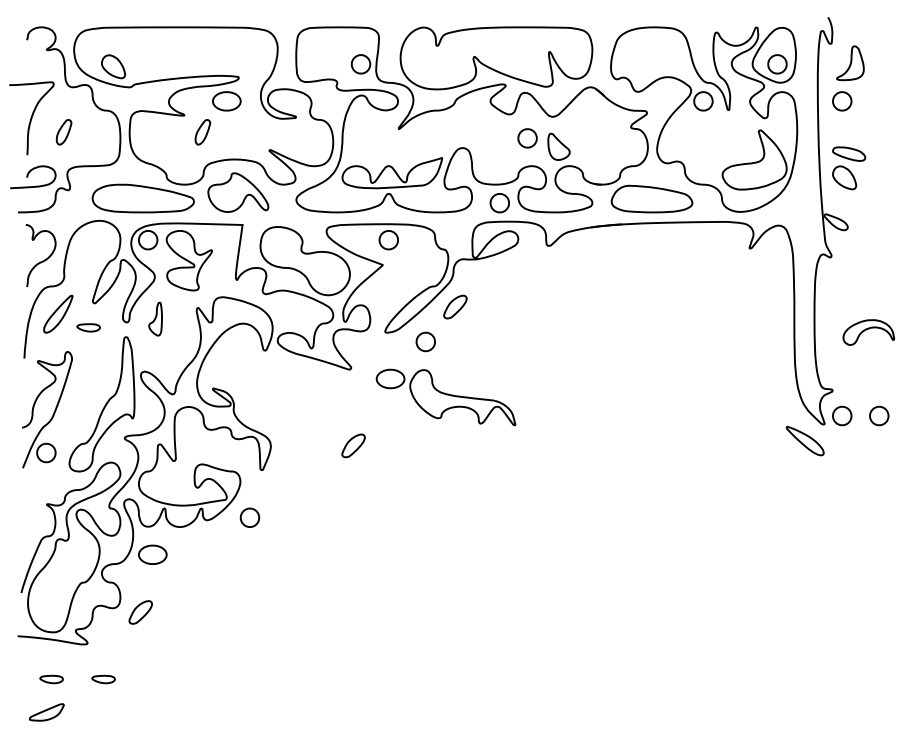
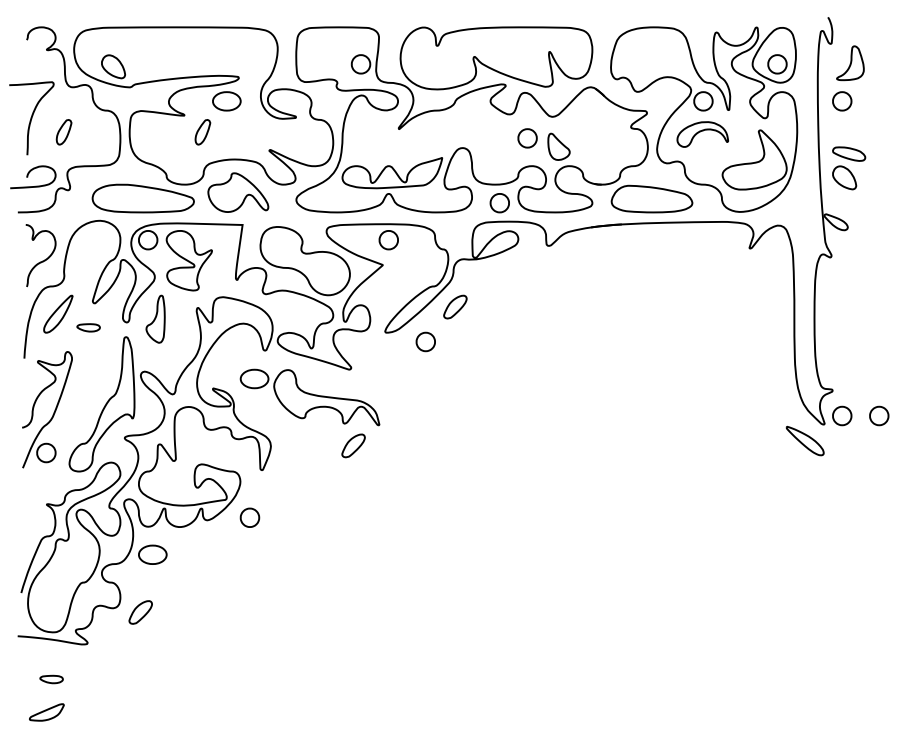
part size: 15x36 px -> 21x50 px (155, 318)
part position: (868, 332) -> (702, 134) (702, 134)
part position: (445, 397) -> (309, 397) (309, 397)
part: present -> none (103, 679)
